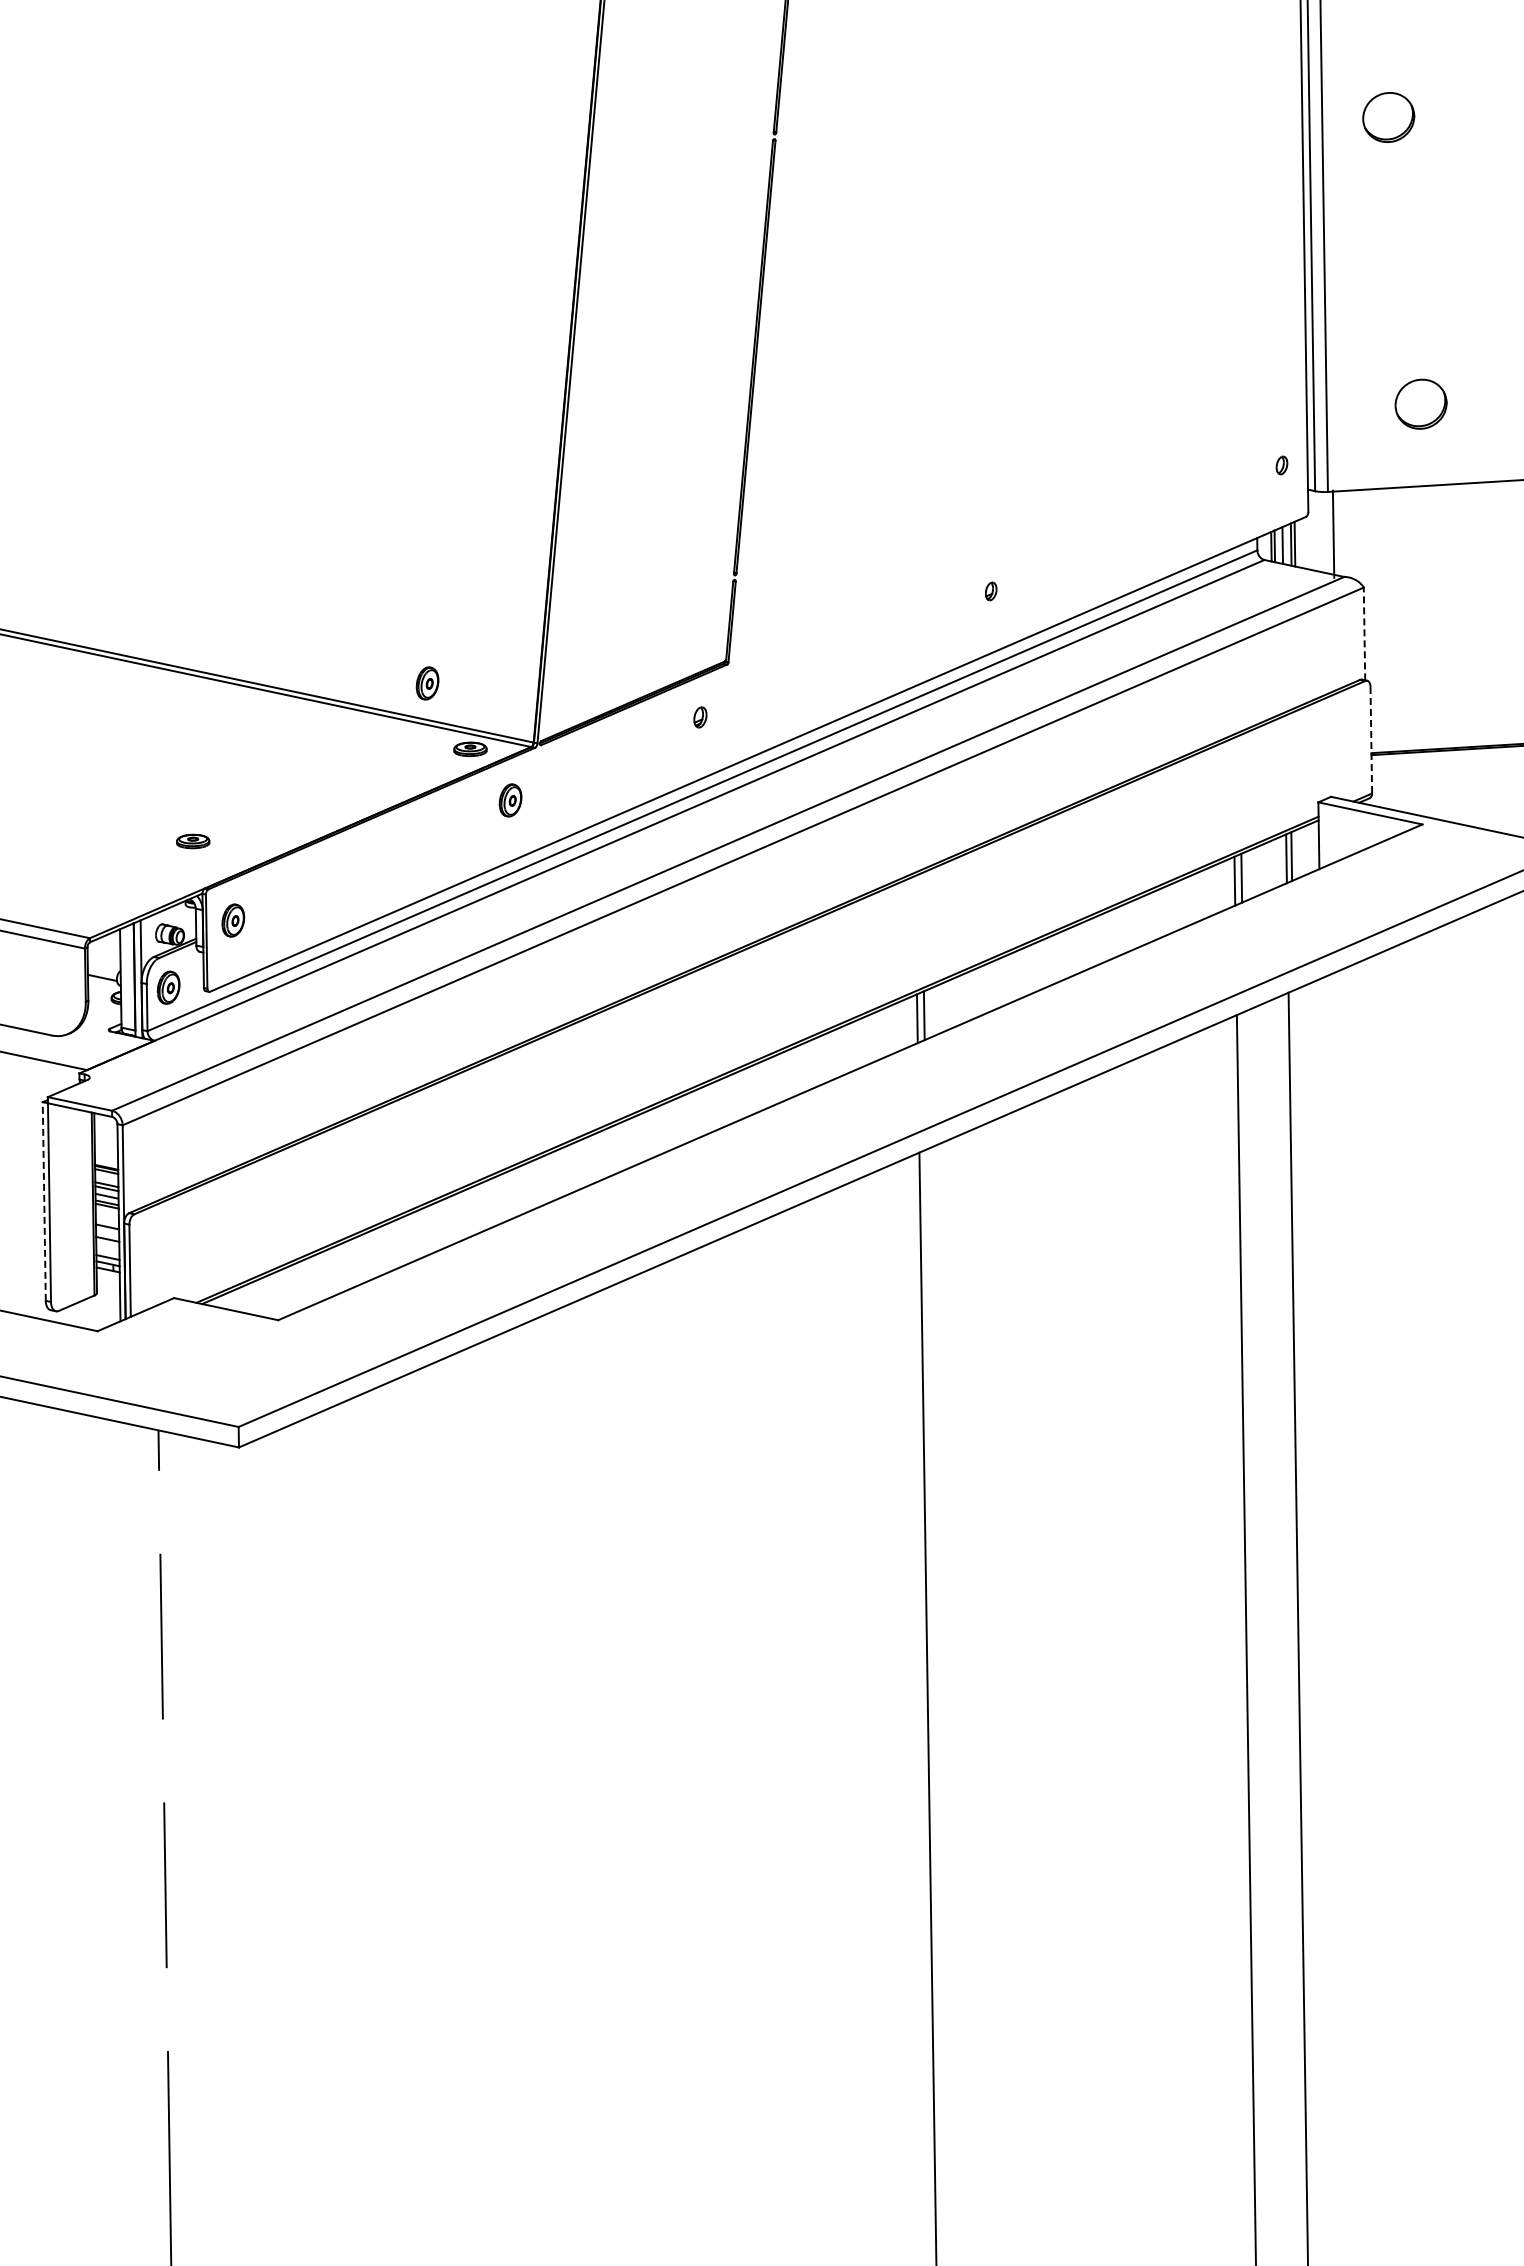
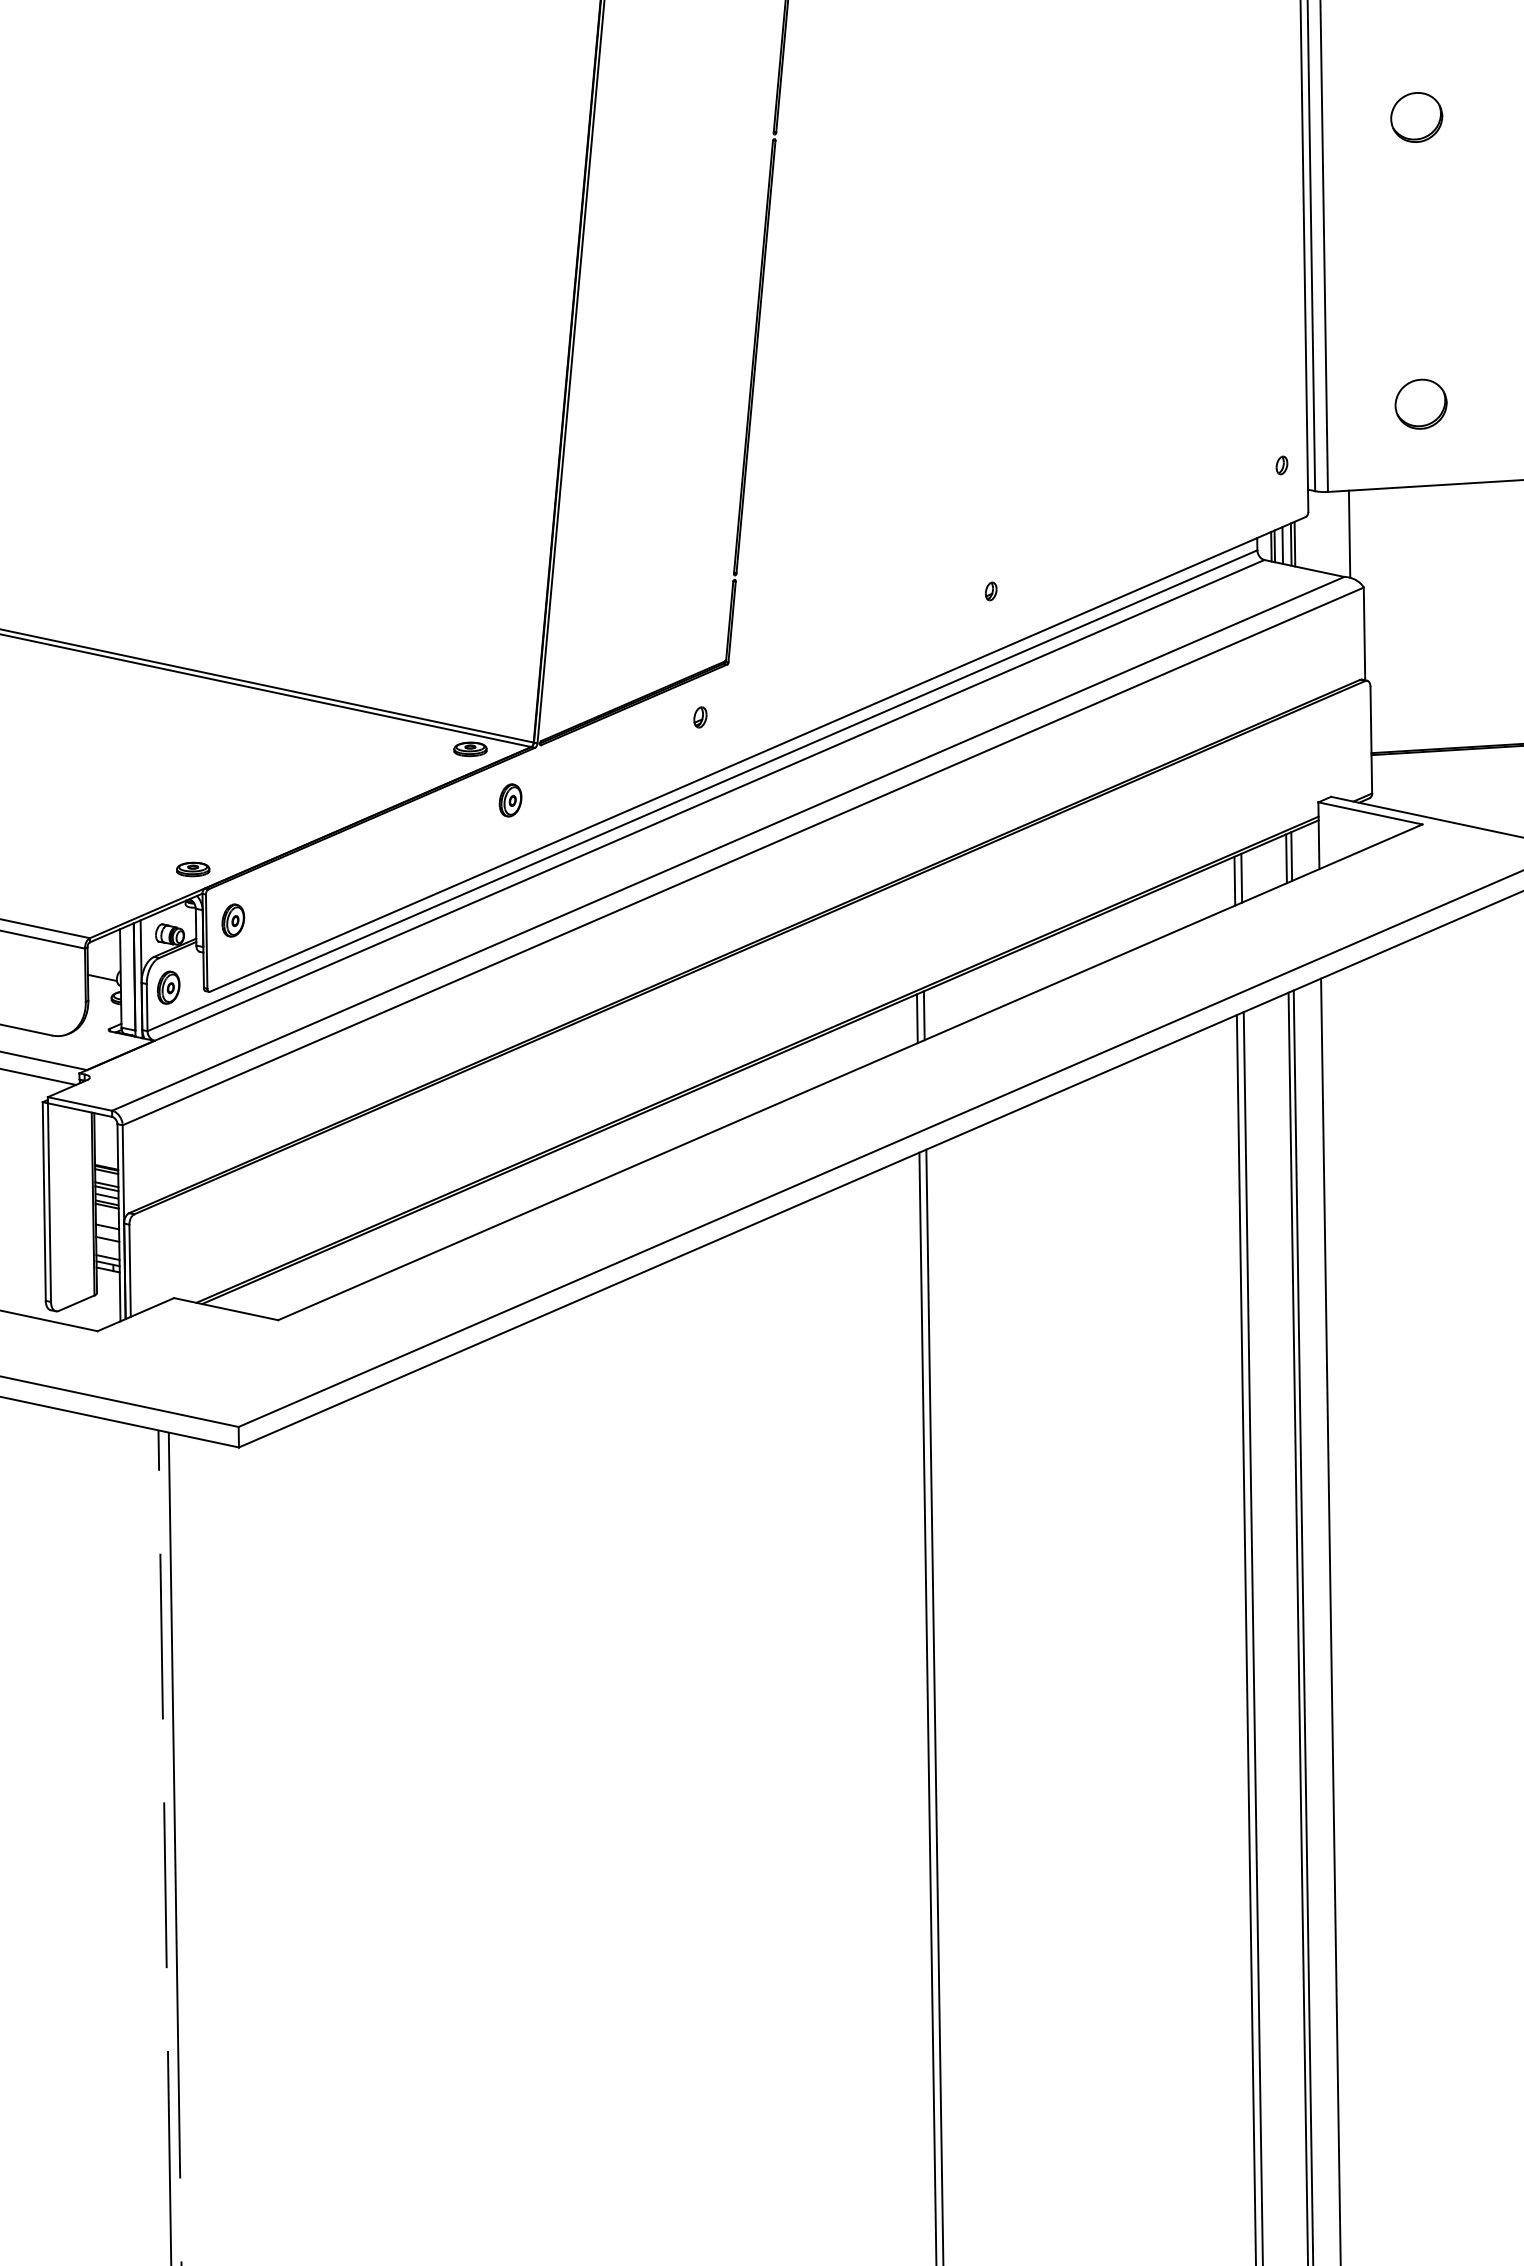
part position: (1388, 117) -> (1416, 117) (1416, 117)
line position: (1333, 533) -> (1349, 533) (1349, 533)
line: dashed -> solid (1364, 633)
part: present -> none (427, 683)
line: dashed -> solid (1371, 740)
part position: (193, 841) -> (193, 869) (193, 869)
line: none -> present (39, 1076)
line: dashed -> solid (44, 1201)
line: none -> present (1330, 1620)
line: none -> present (1303, 1626)
line: none -> present (1252, 1637)
line: none -> present (934, 1705)
line: none -> present (174, 1847)
